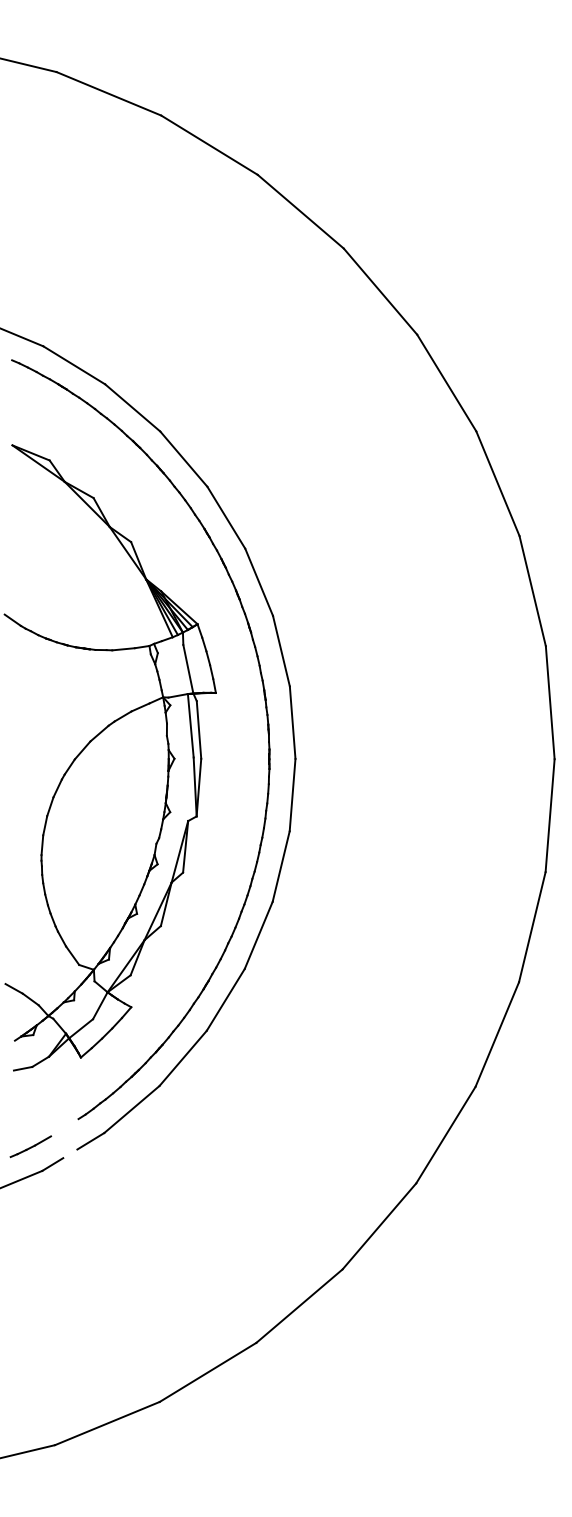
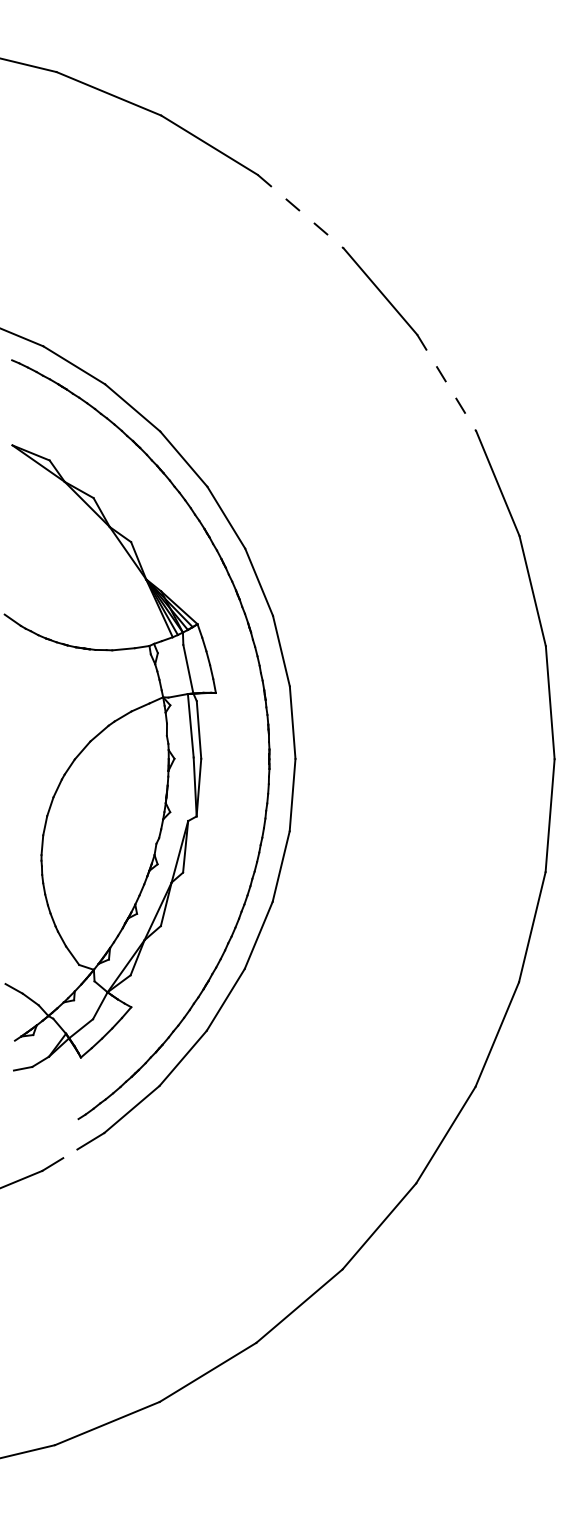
line: solid -> dashed (300, 211)
line: solid -> dashed (446, 383)
line: present -> none (30, 1146)
